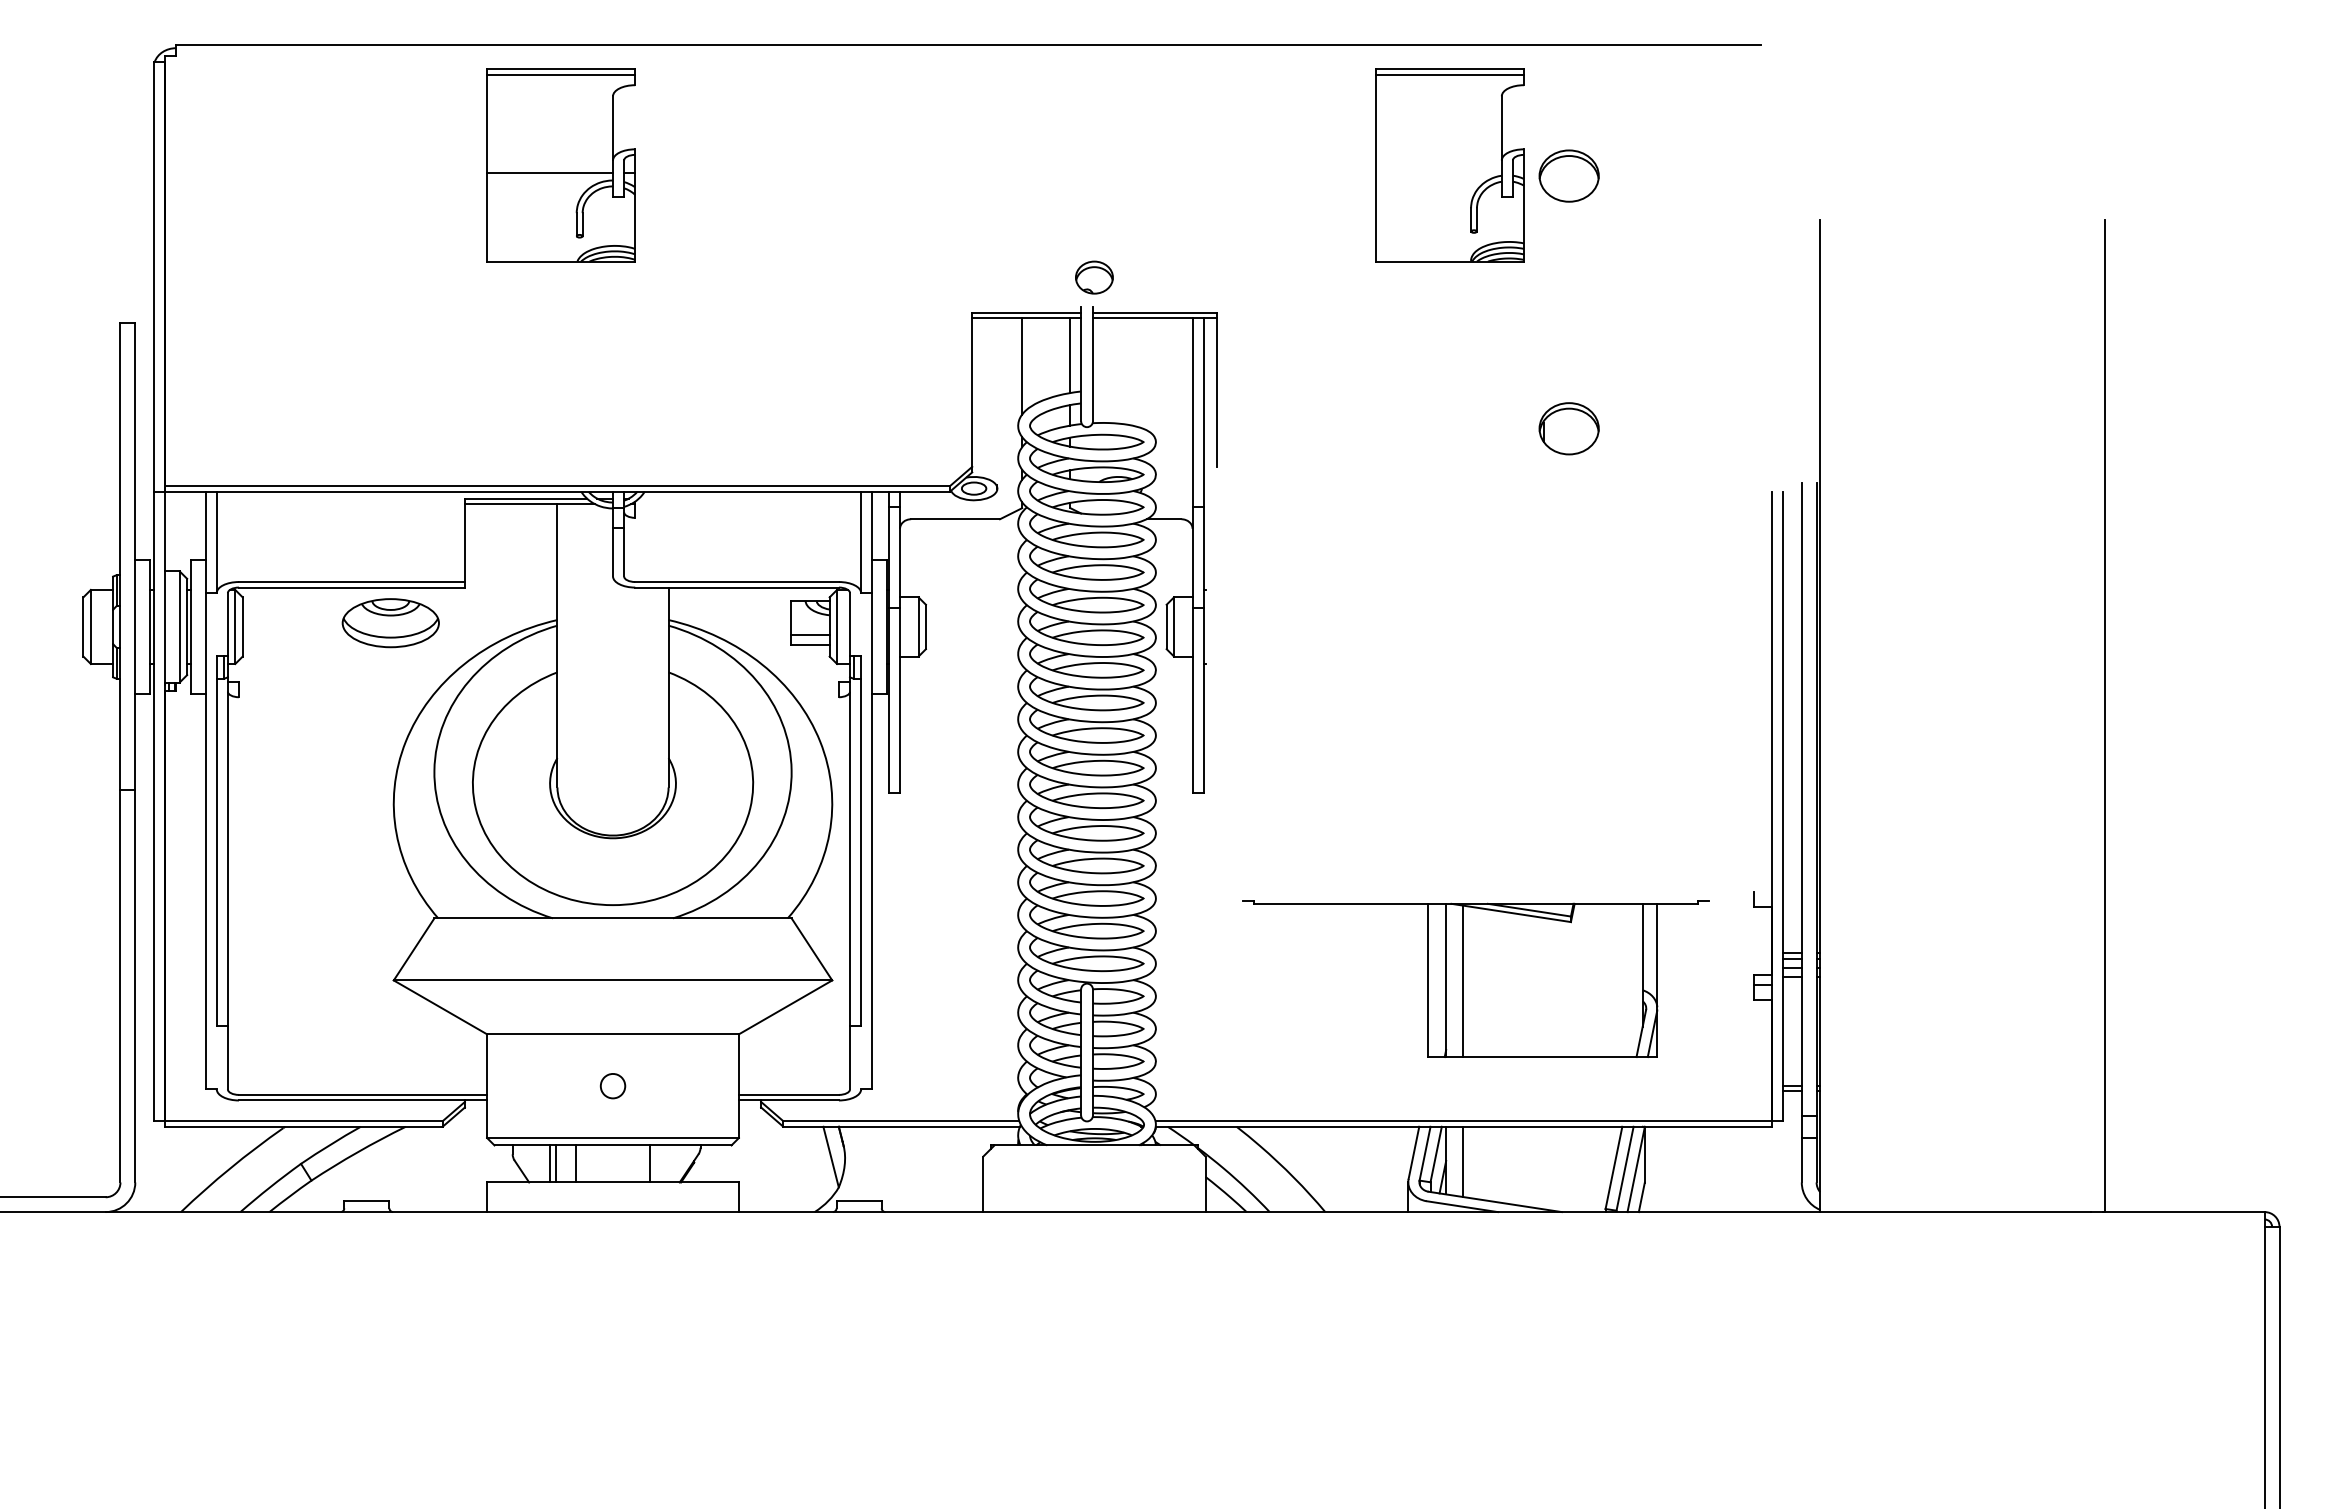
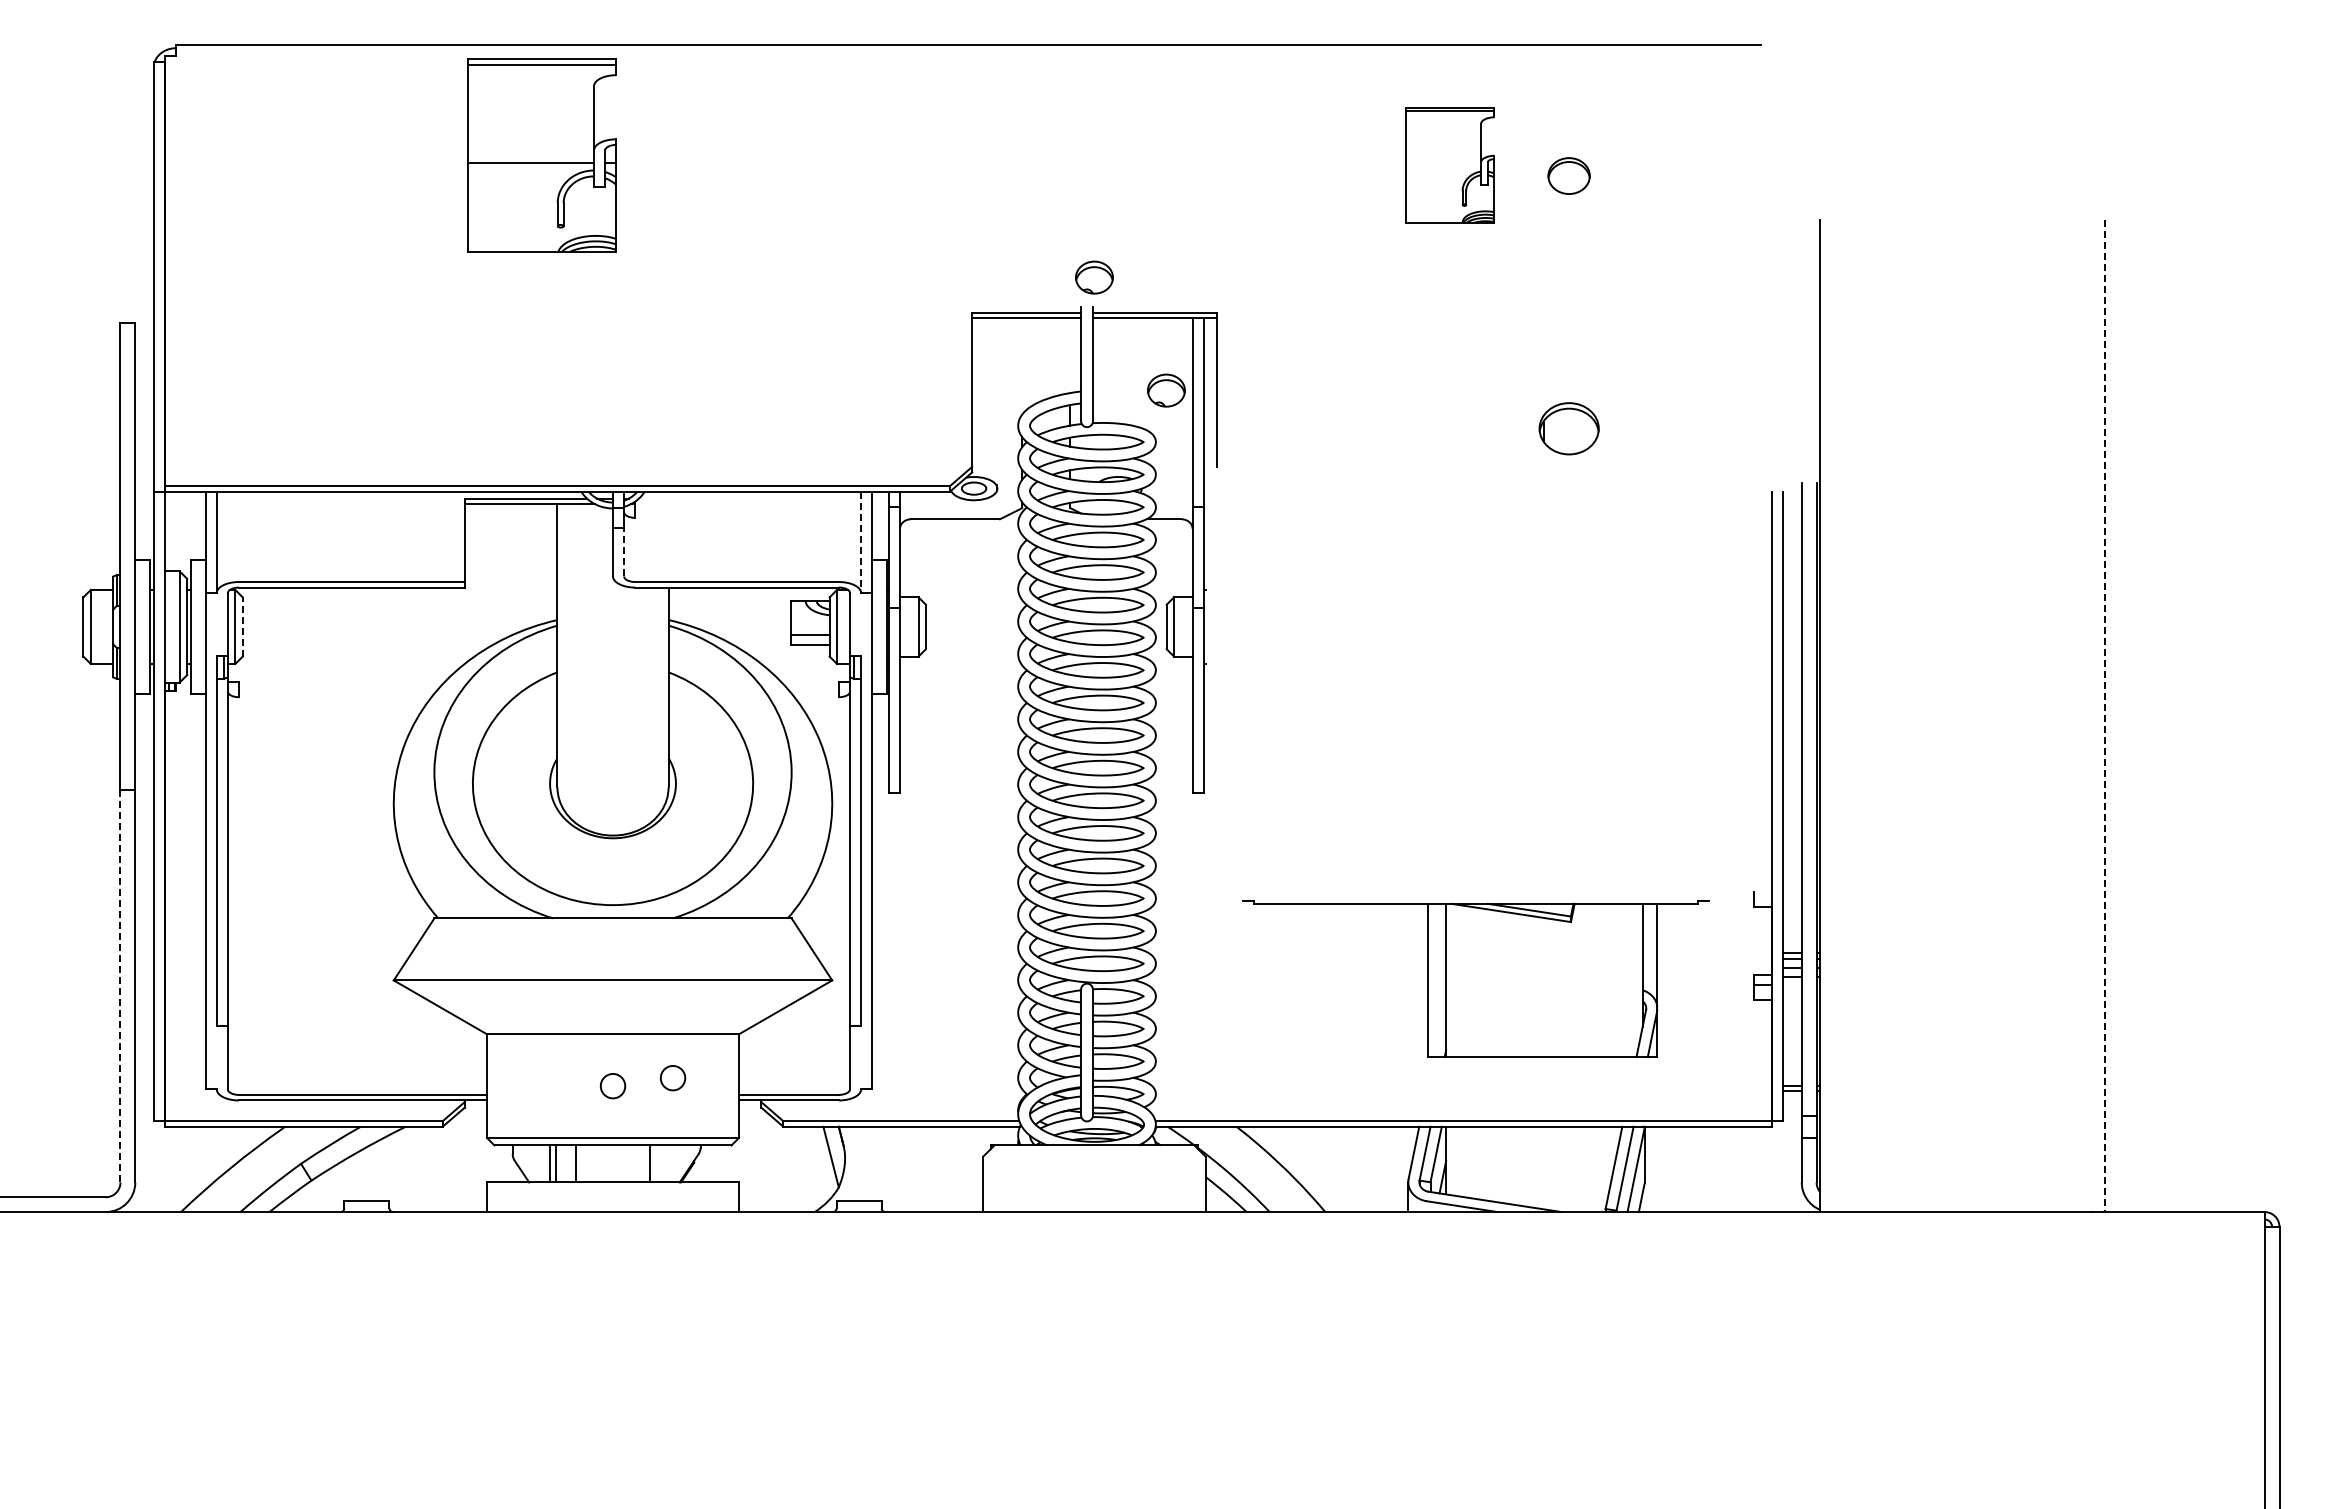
part position: (560, 165) -> (541, 155) (541, 155)
part size: 150x195 px -> 90x117 px (1449, 165)
part size: 62x54 px -> 44x38 px (1568, 175)
line: present -> none (1070, 355)
line: present -> none (1022, 366)
part: none -> present (1166, 390)
line: solid -> dashed (861, 542)
line: solid -> dashed (624, 551)
part: present -> none (390, 623)
line: solid -> dashed (242, 626)
line: solid -> dashed (2105, 716)
line: present -> none (1462, 981)
line: solid -> dashed (120, 985)
part: none -> present (672, 1078)
line: present -> none (1462, 1161)
